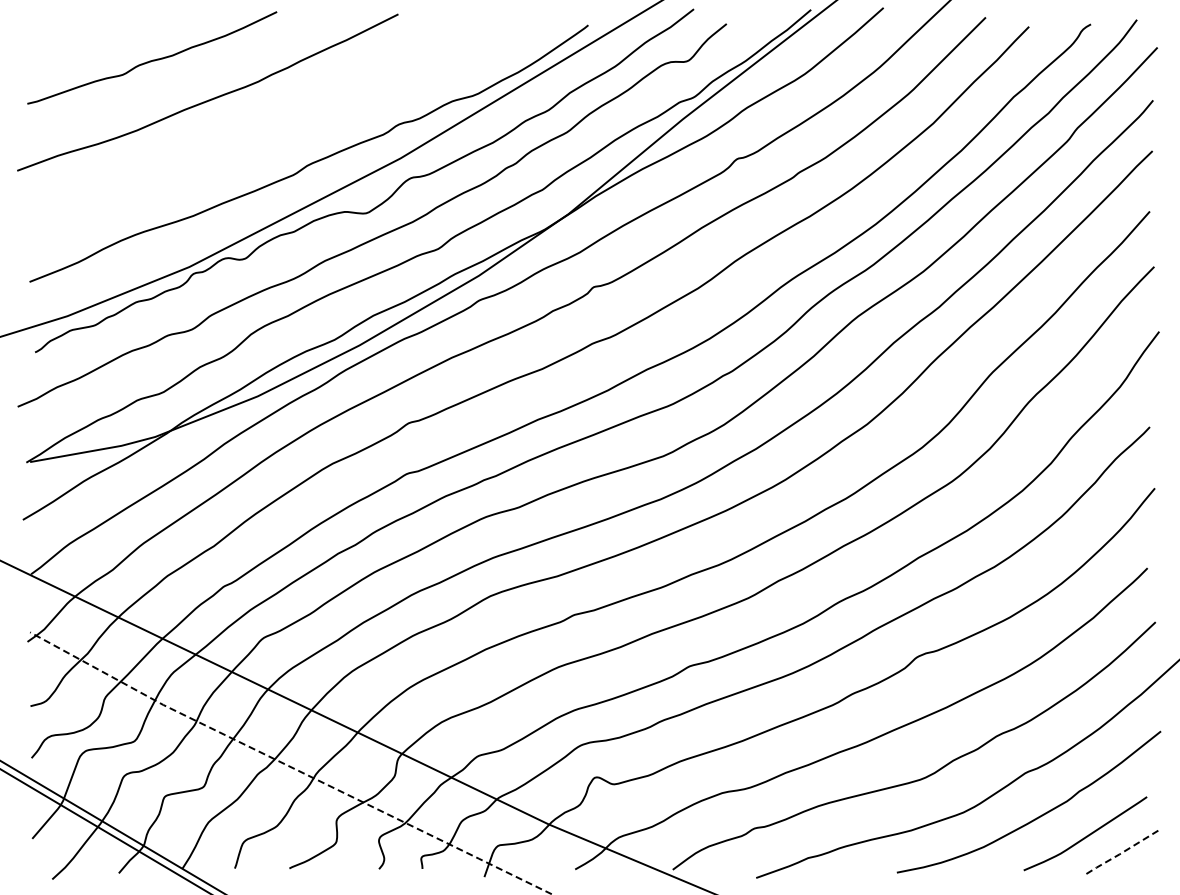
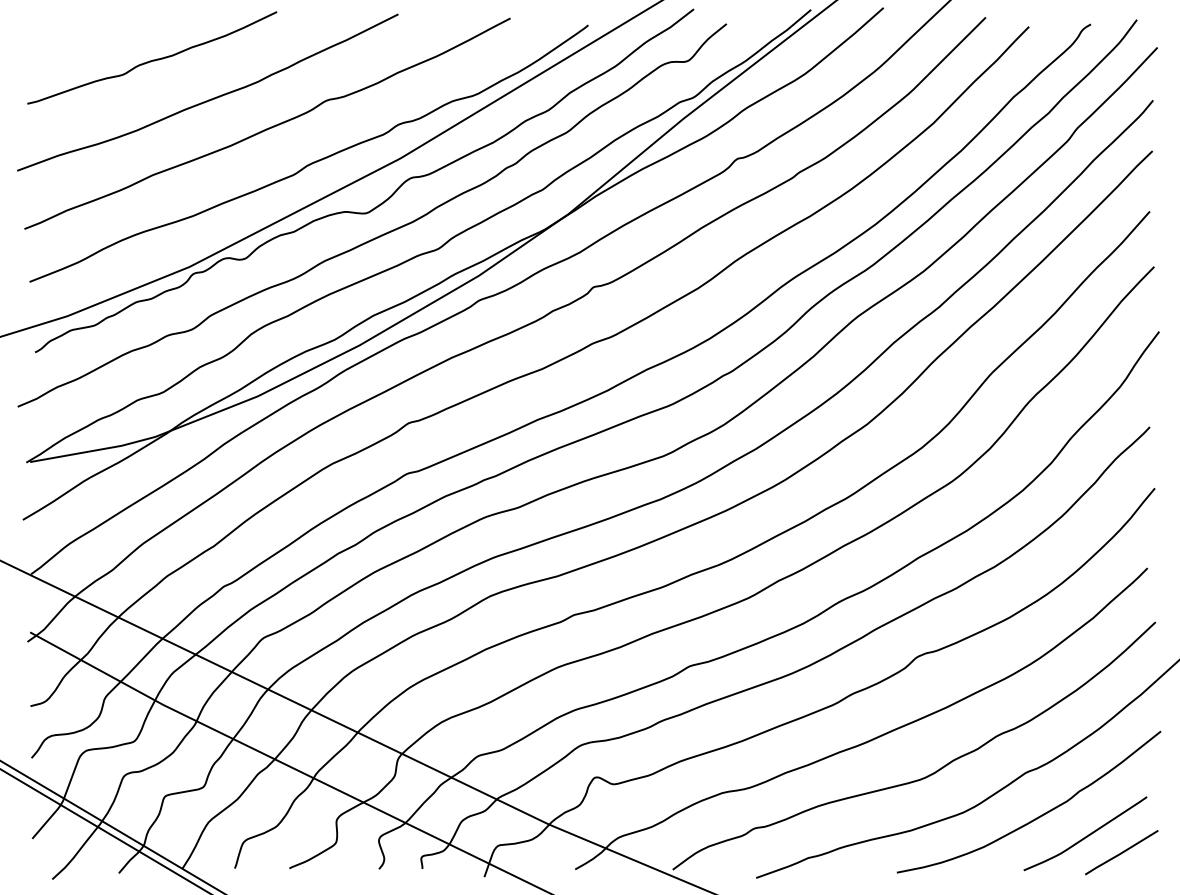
curve: none -> present (268, 127)
line: dashed -> solid (289, 766)
line: dashed -> solid (1120, 853)
